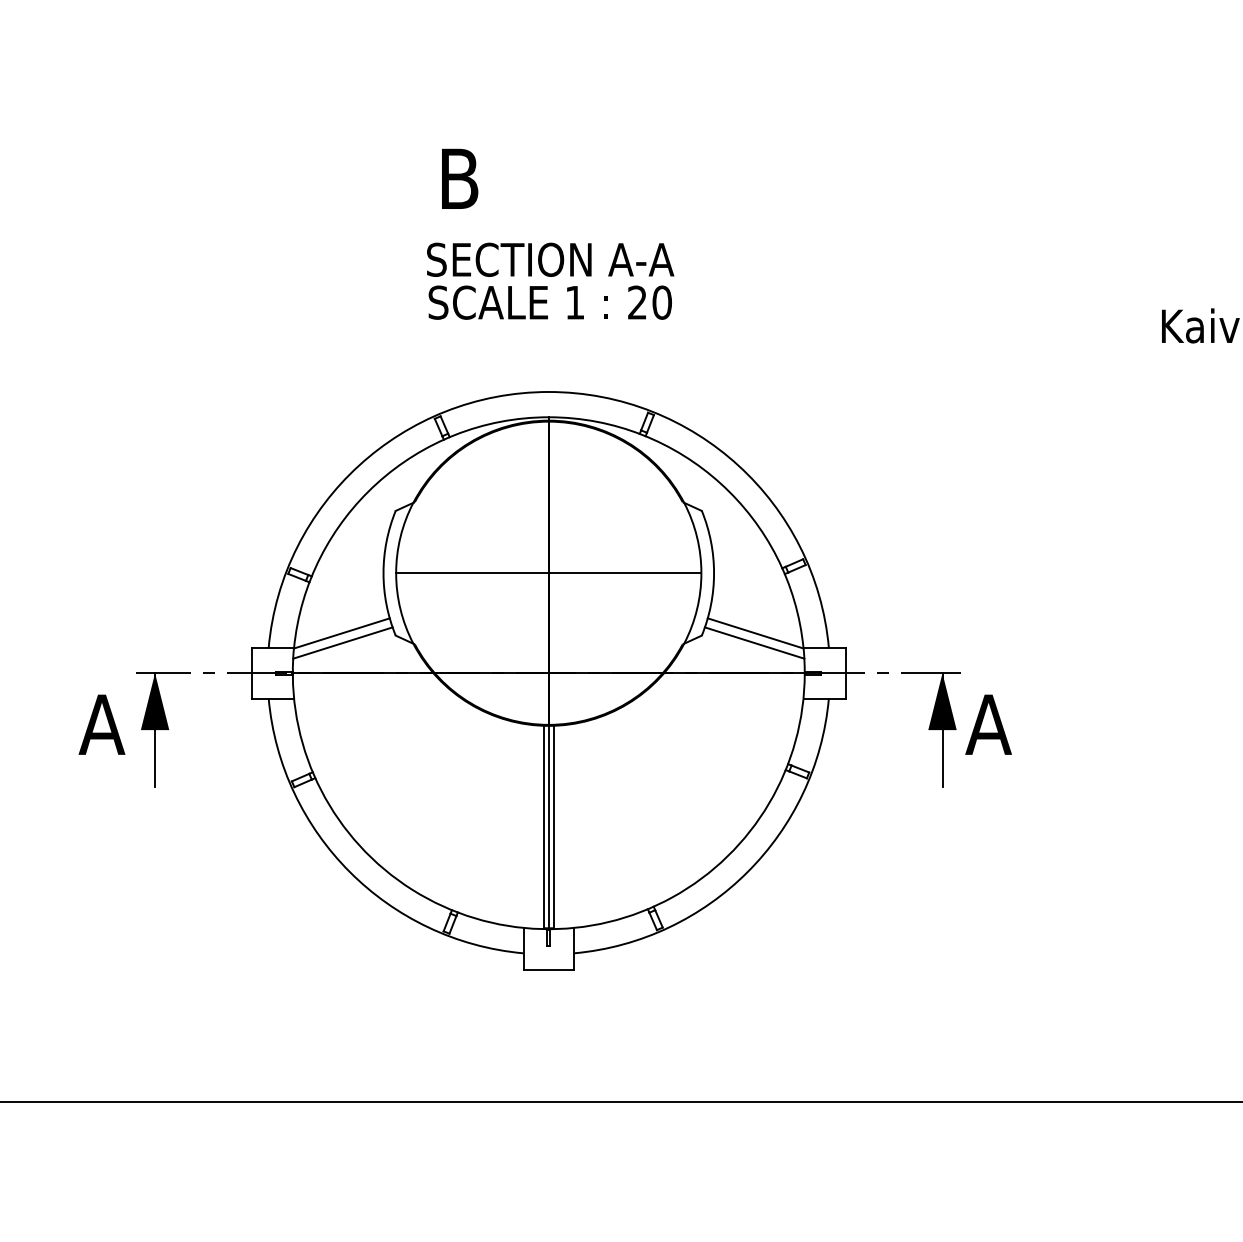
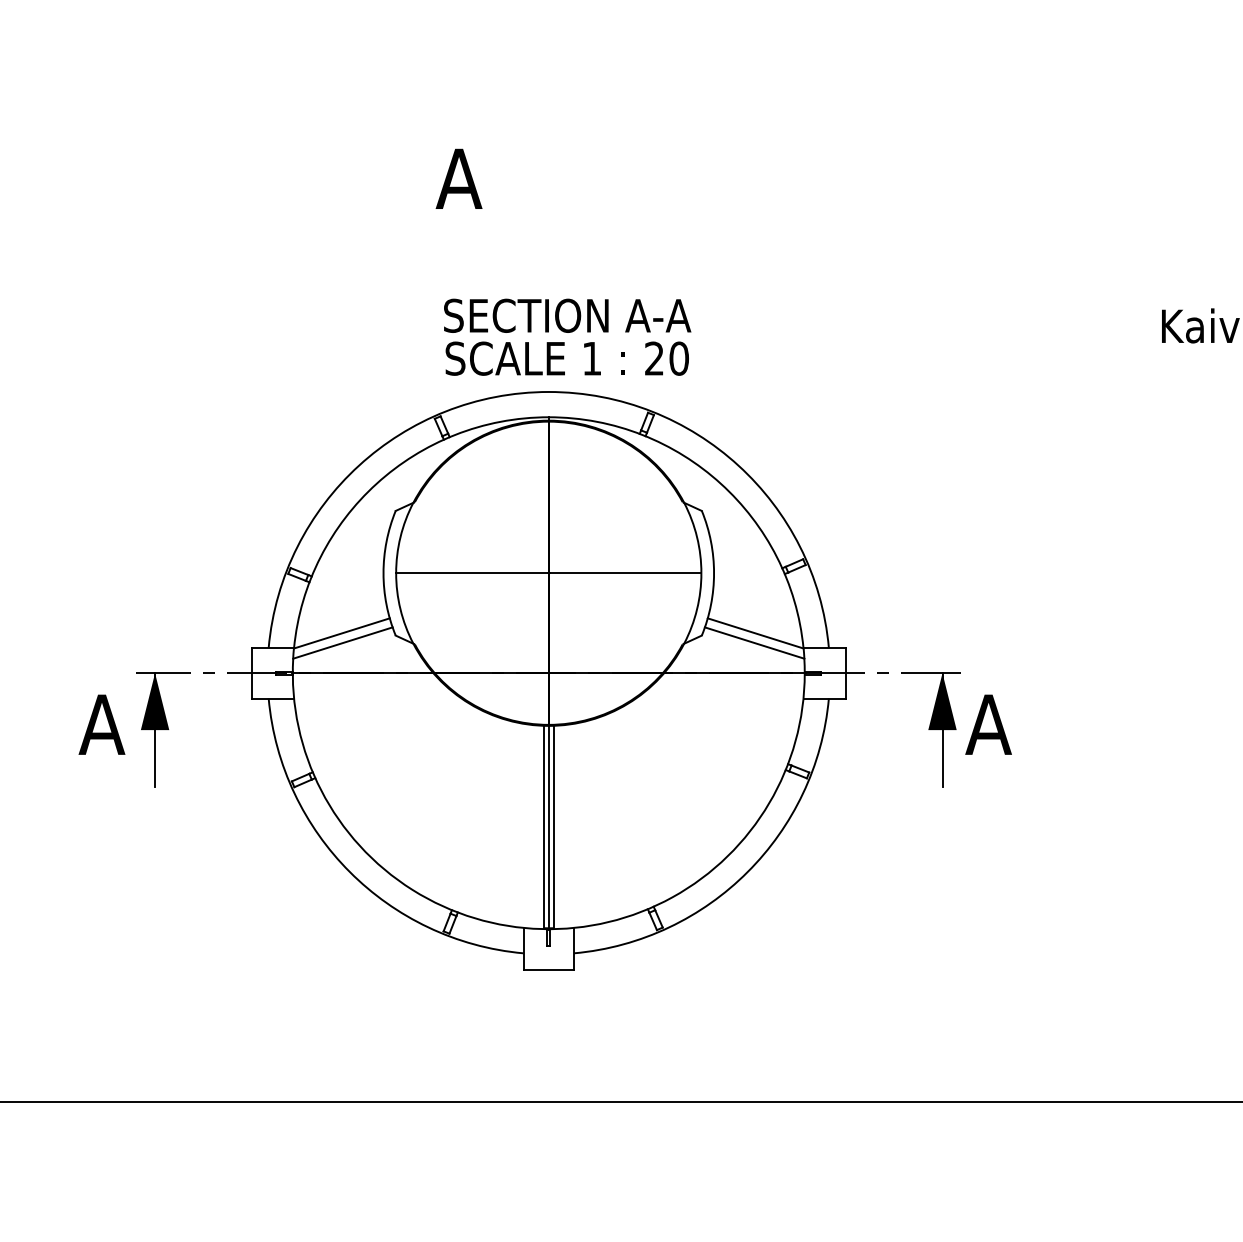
text: B -> A (458, 178)
text position: (550, 280) -> (567, 336) (567, 336)
